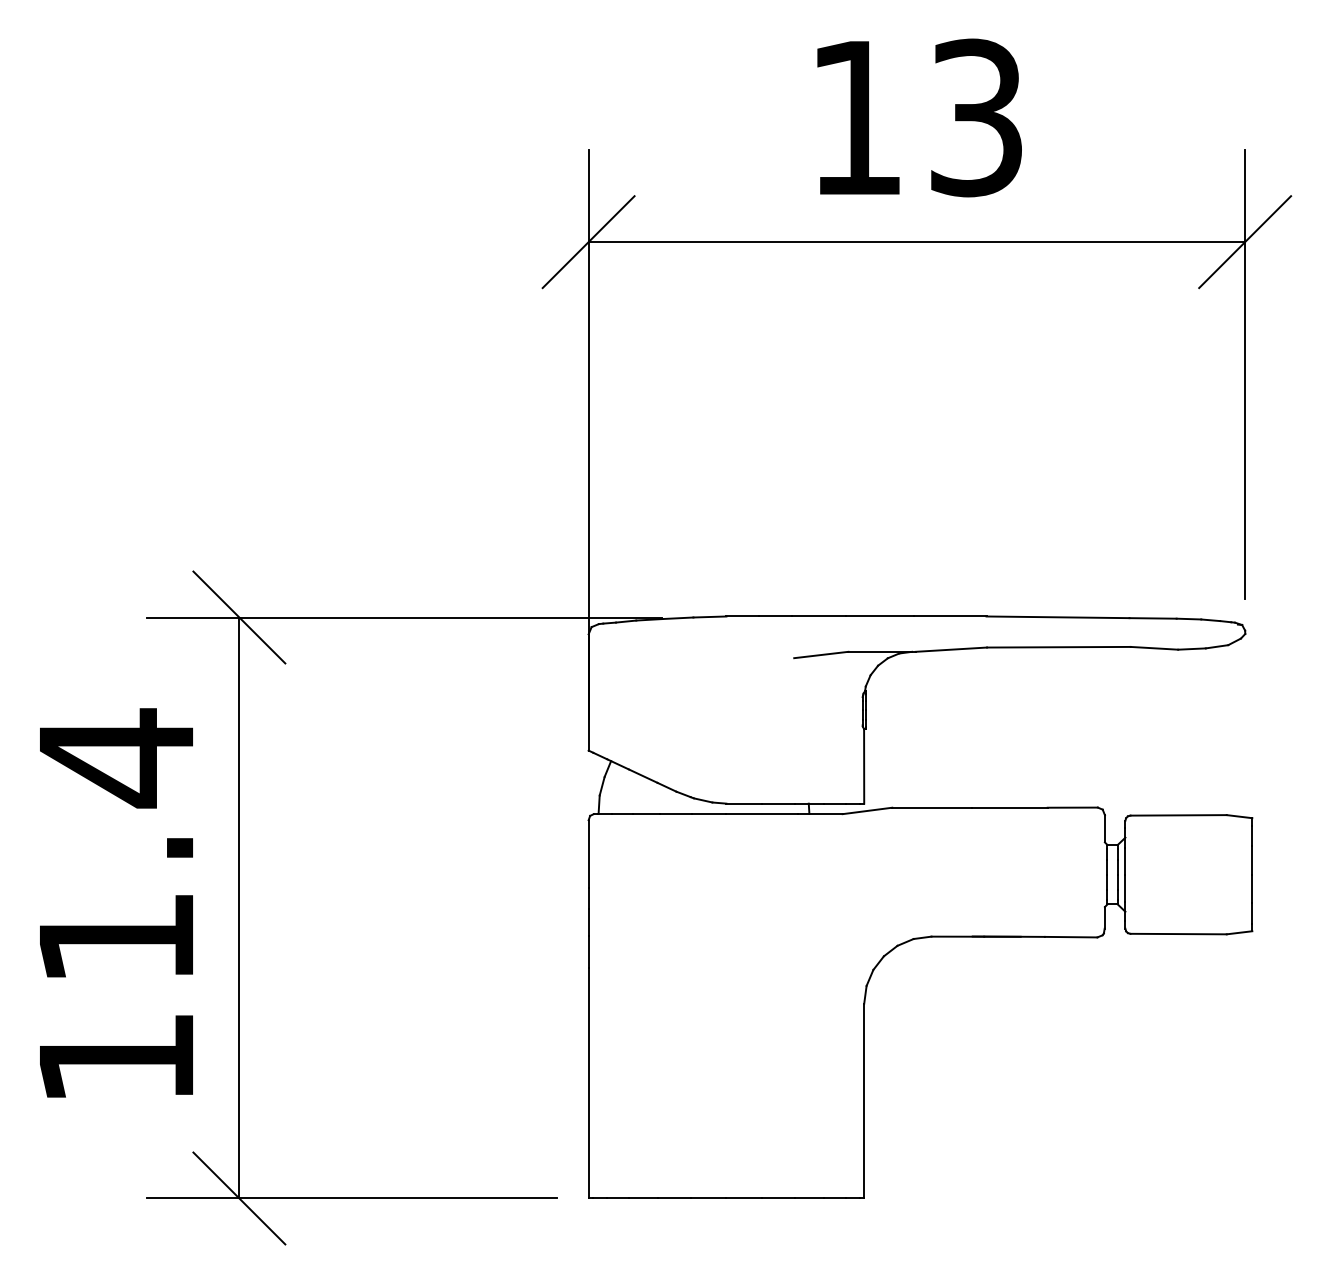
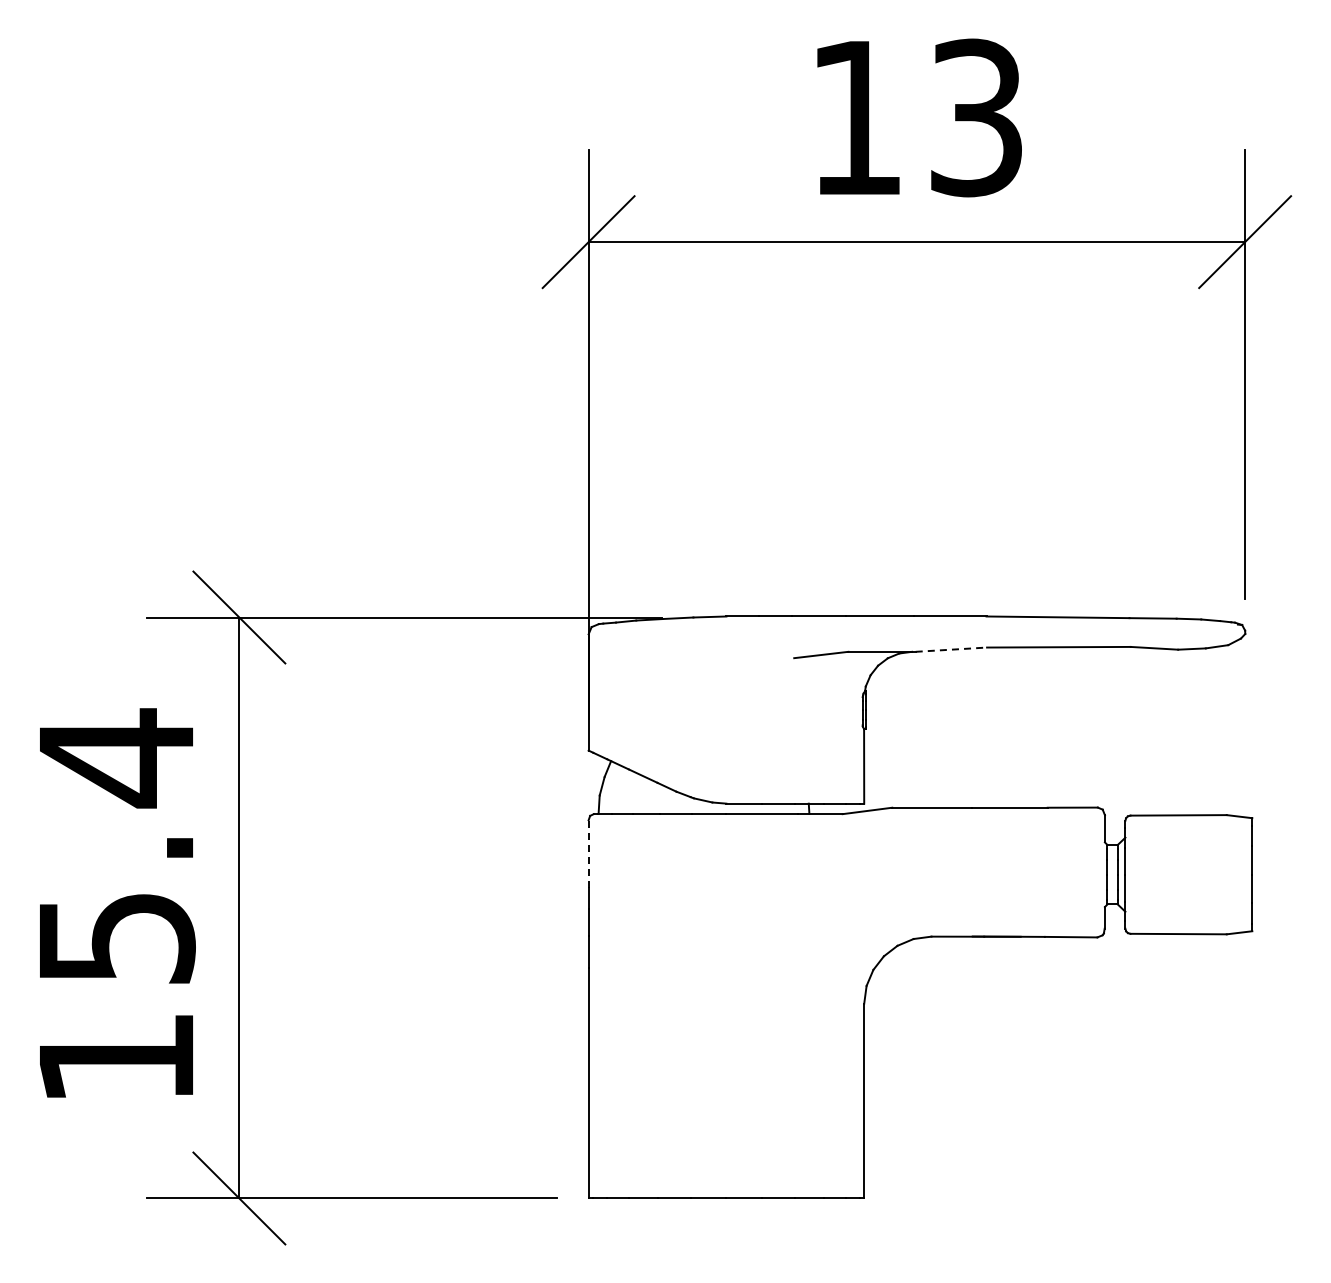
line: solid -> dashed (951, 649)
line: solid -> dashed (588, 853)
text: 11.4 -> 15.4 (117, 938)
